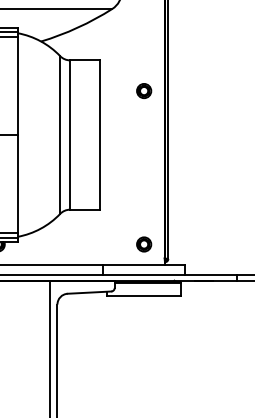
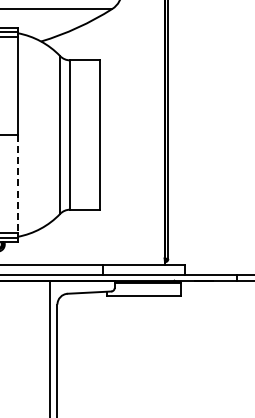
part: present -> none (144, 91)
line: solid -> dashed (17, 184)
part: present -> none (144, 244)
